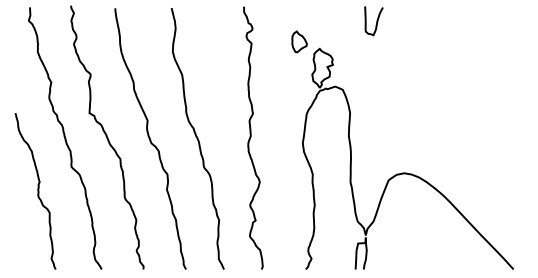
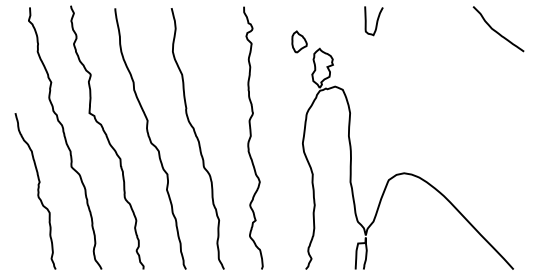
curve: none -> present (496, 30)
